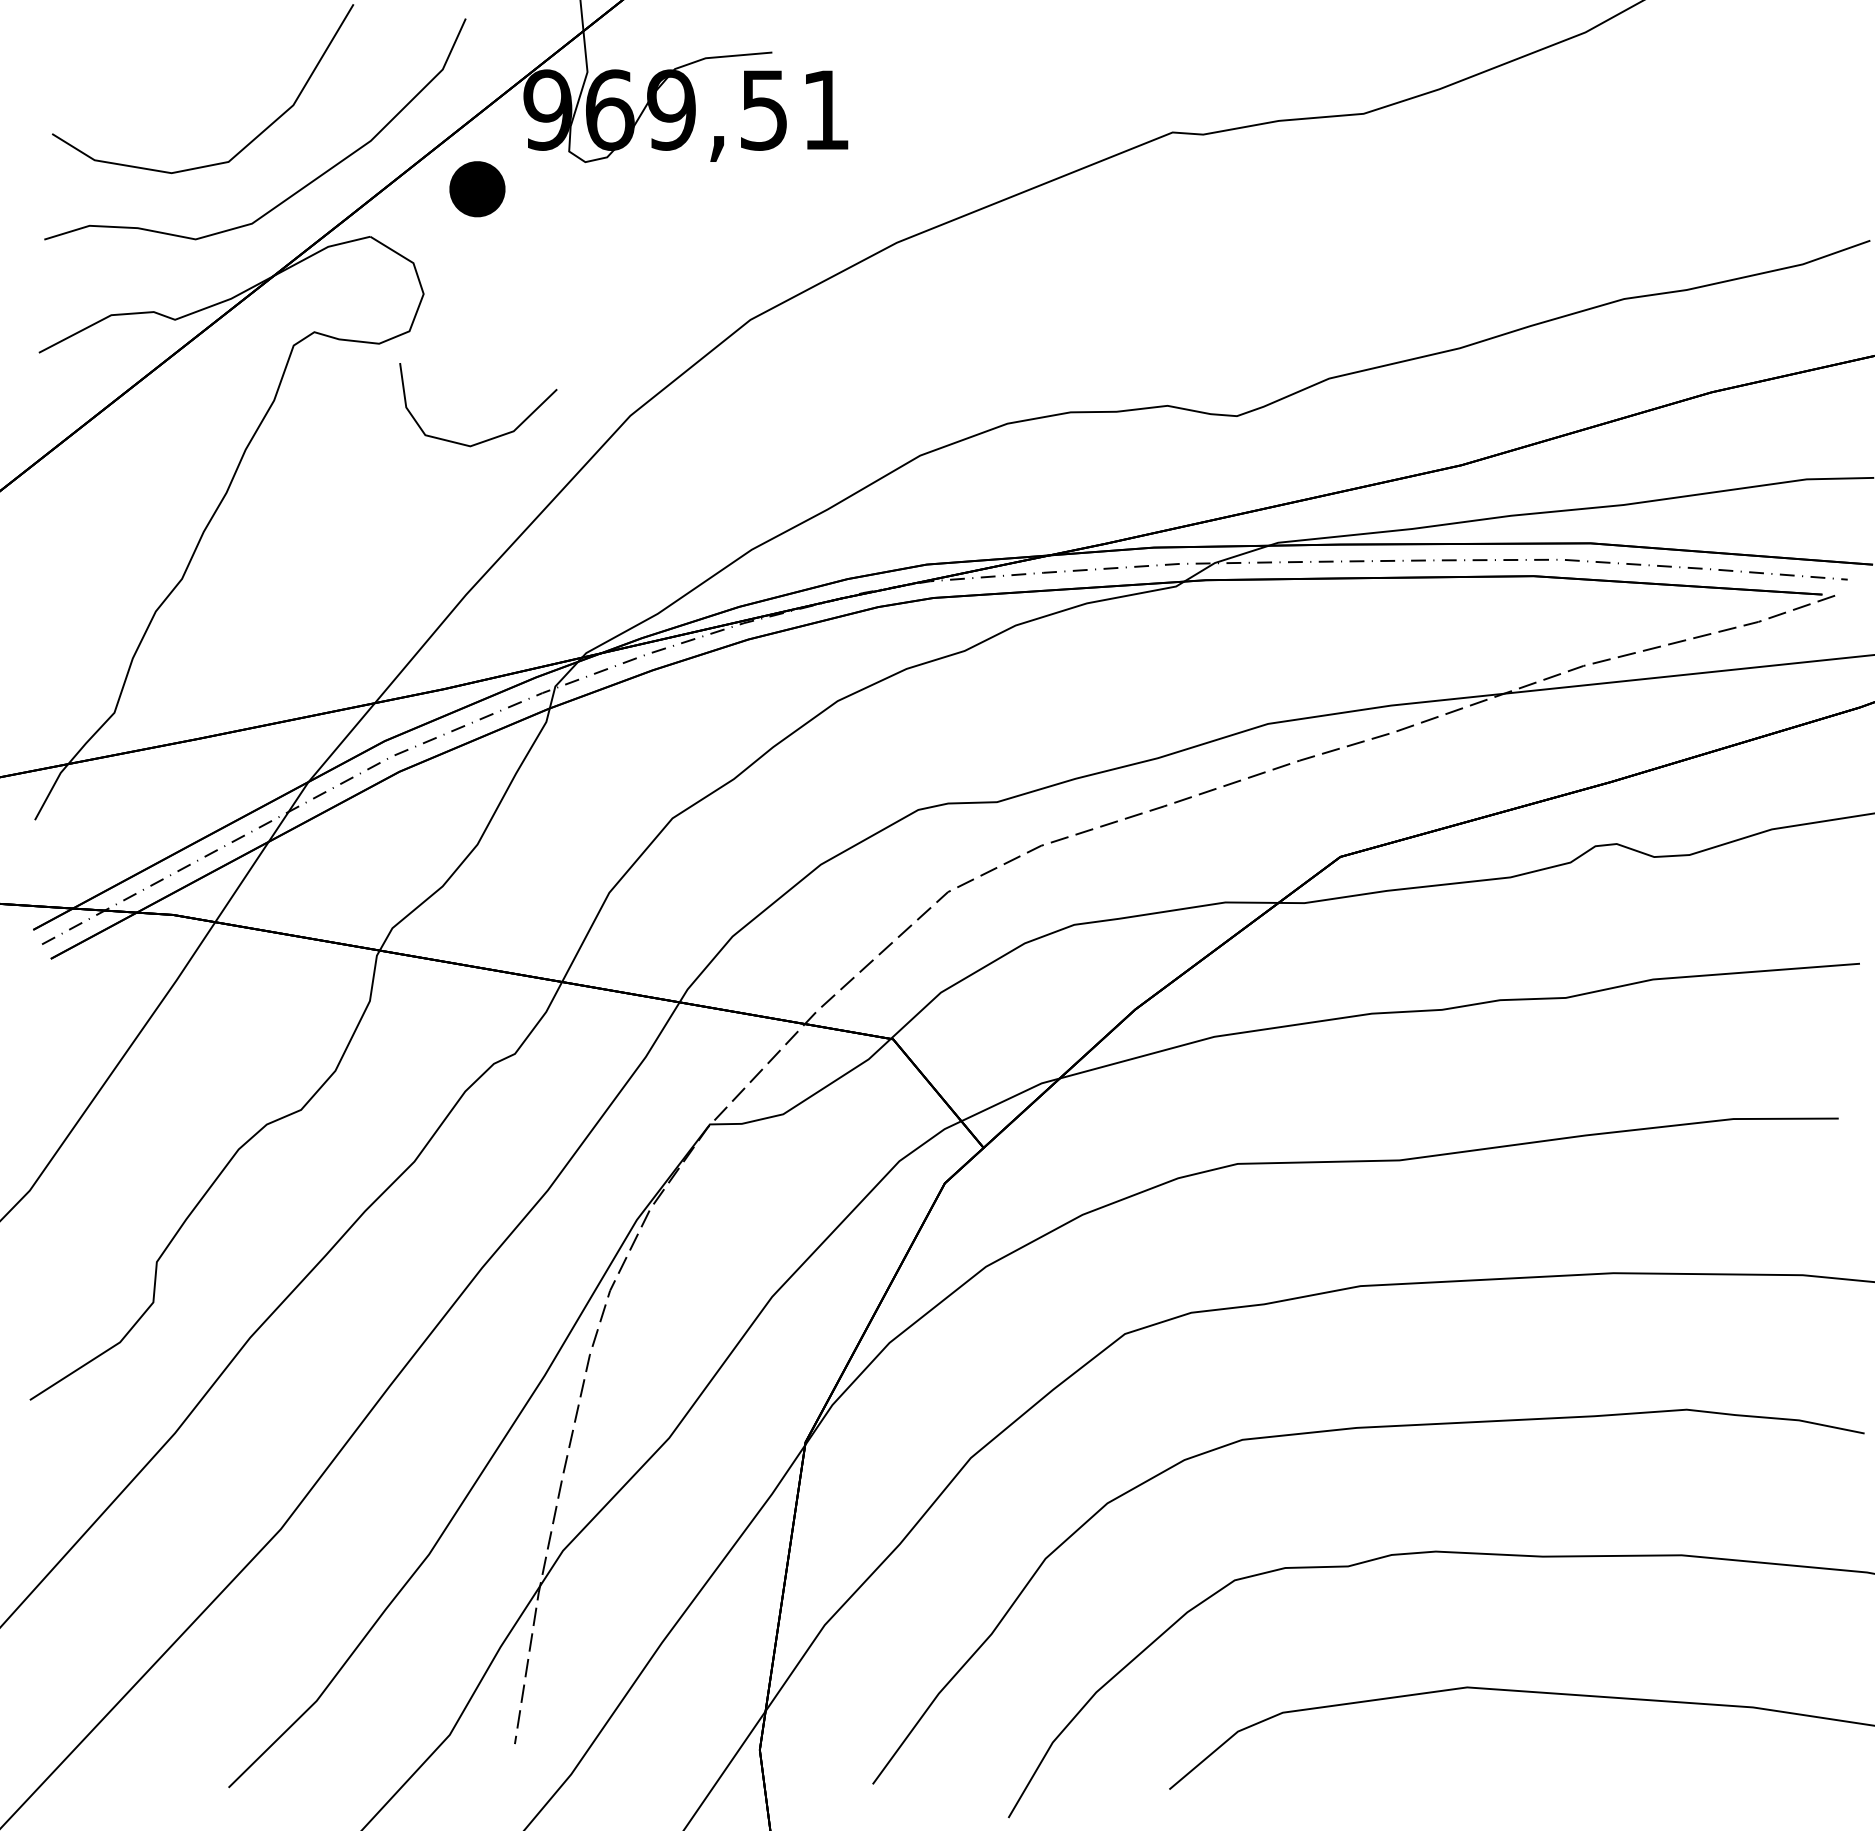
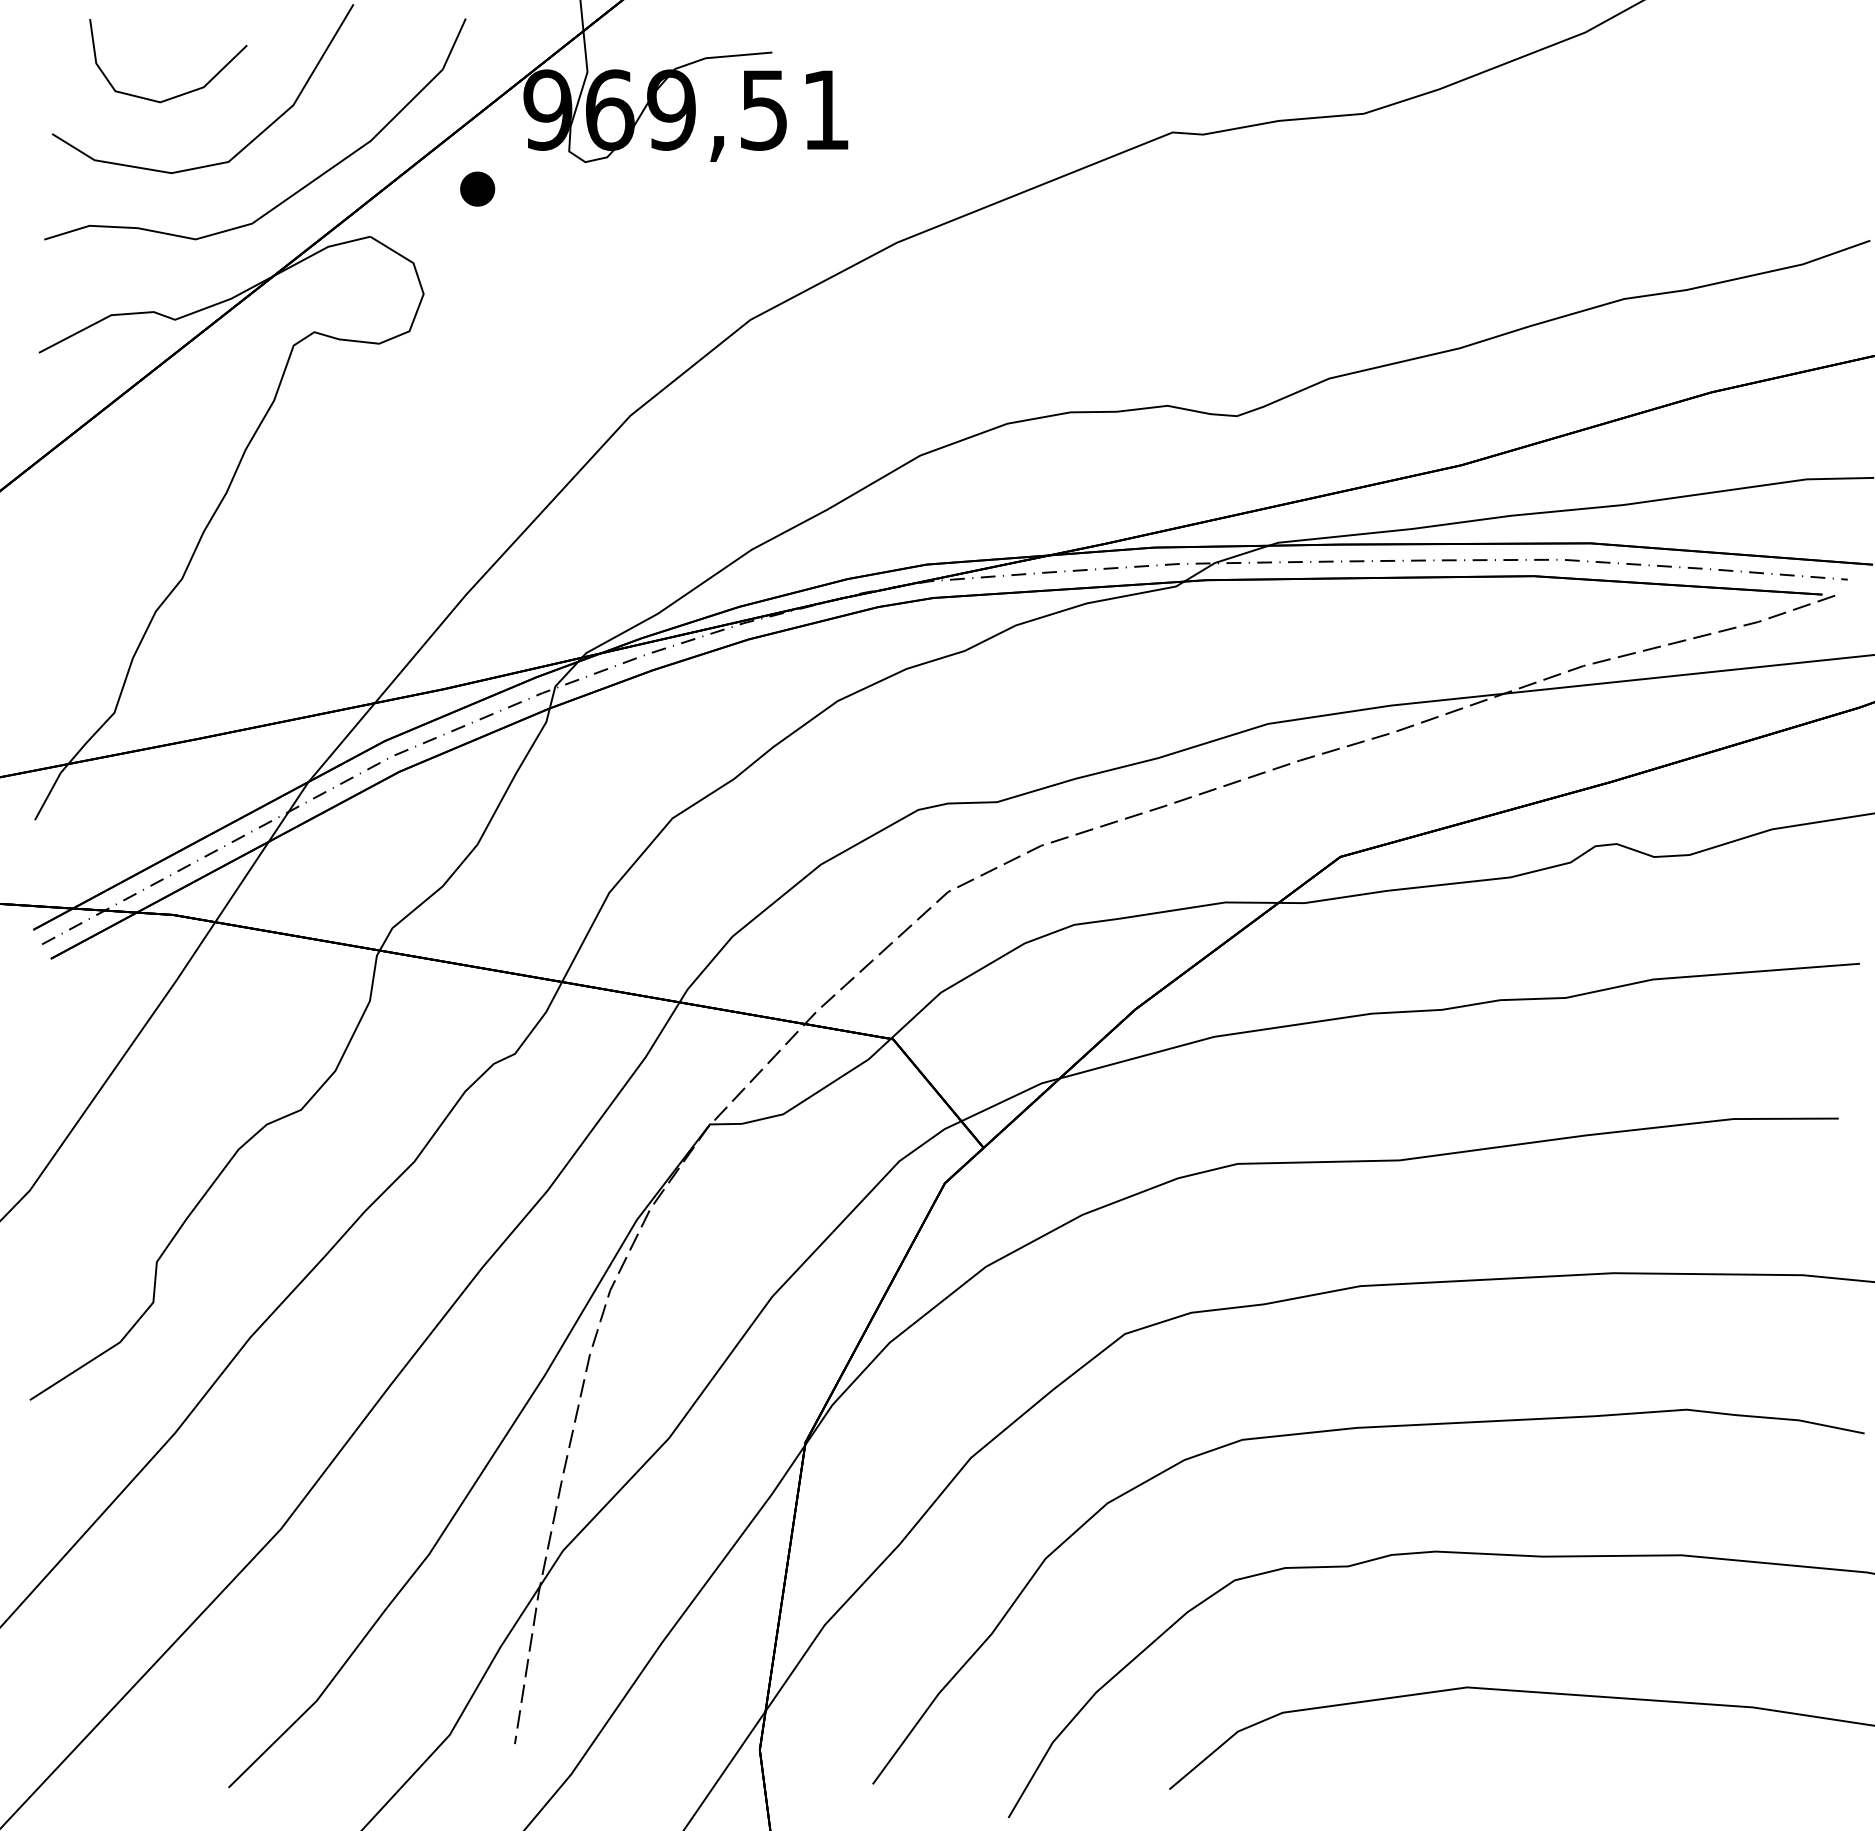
part size: 57x57 px -> 36x36 px (477, 188)
curve position: (489, 438) -> (179, 94) (179, 94)
